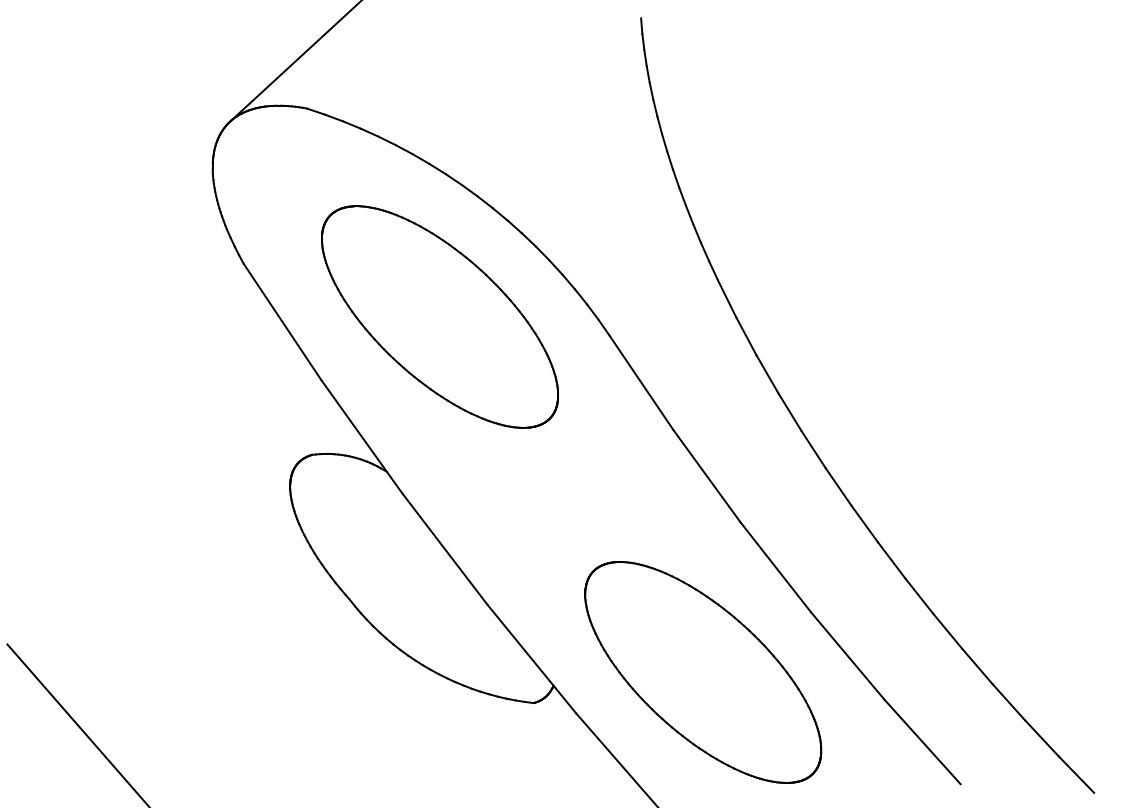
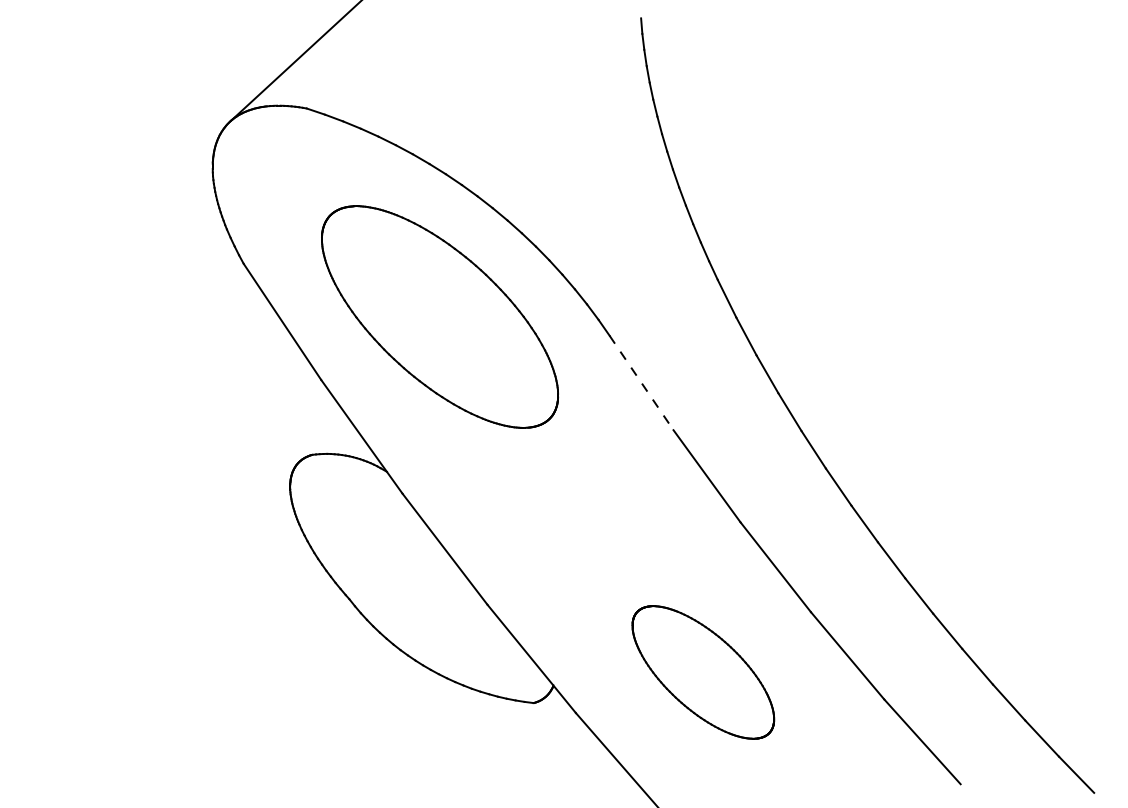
line: solid -> dashed (641, 383)
part size: 239x223 px -> 145x135 px (703, 672)
line: present -> none (77, 724)
